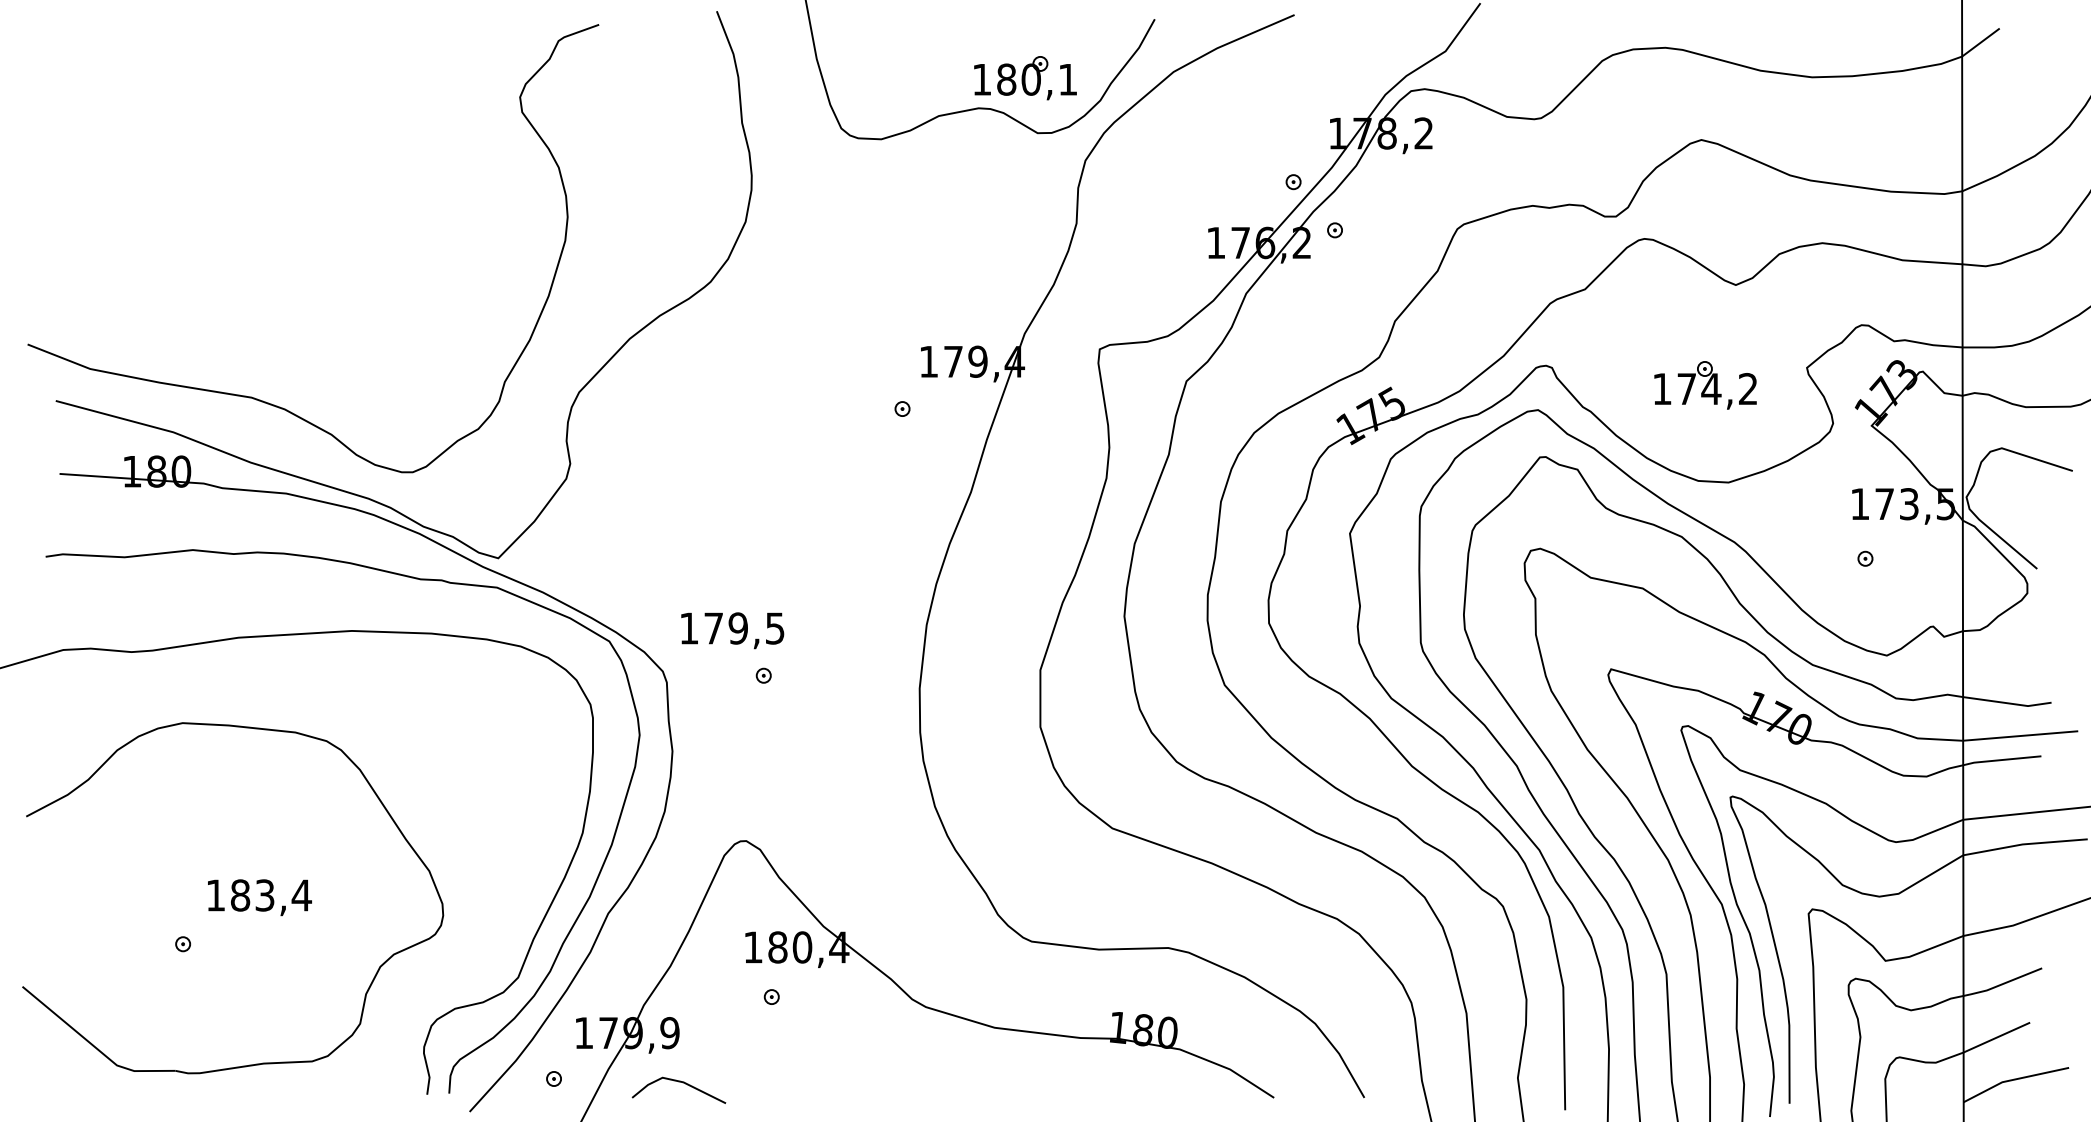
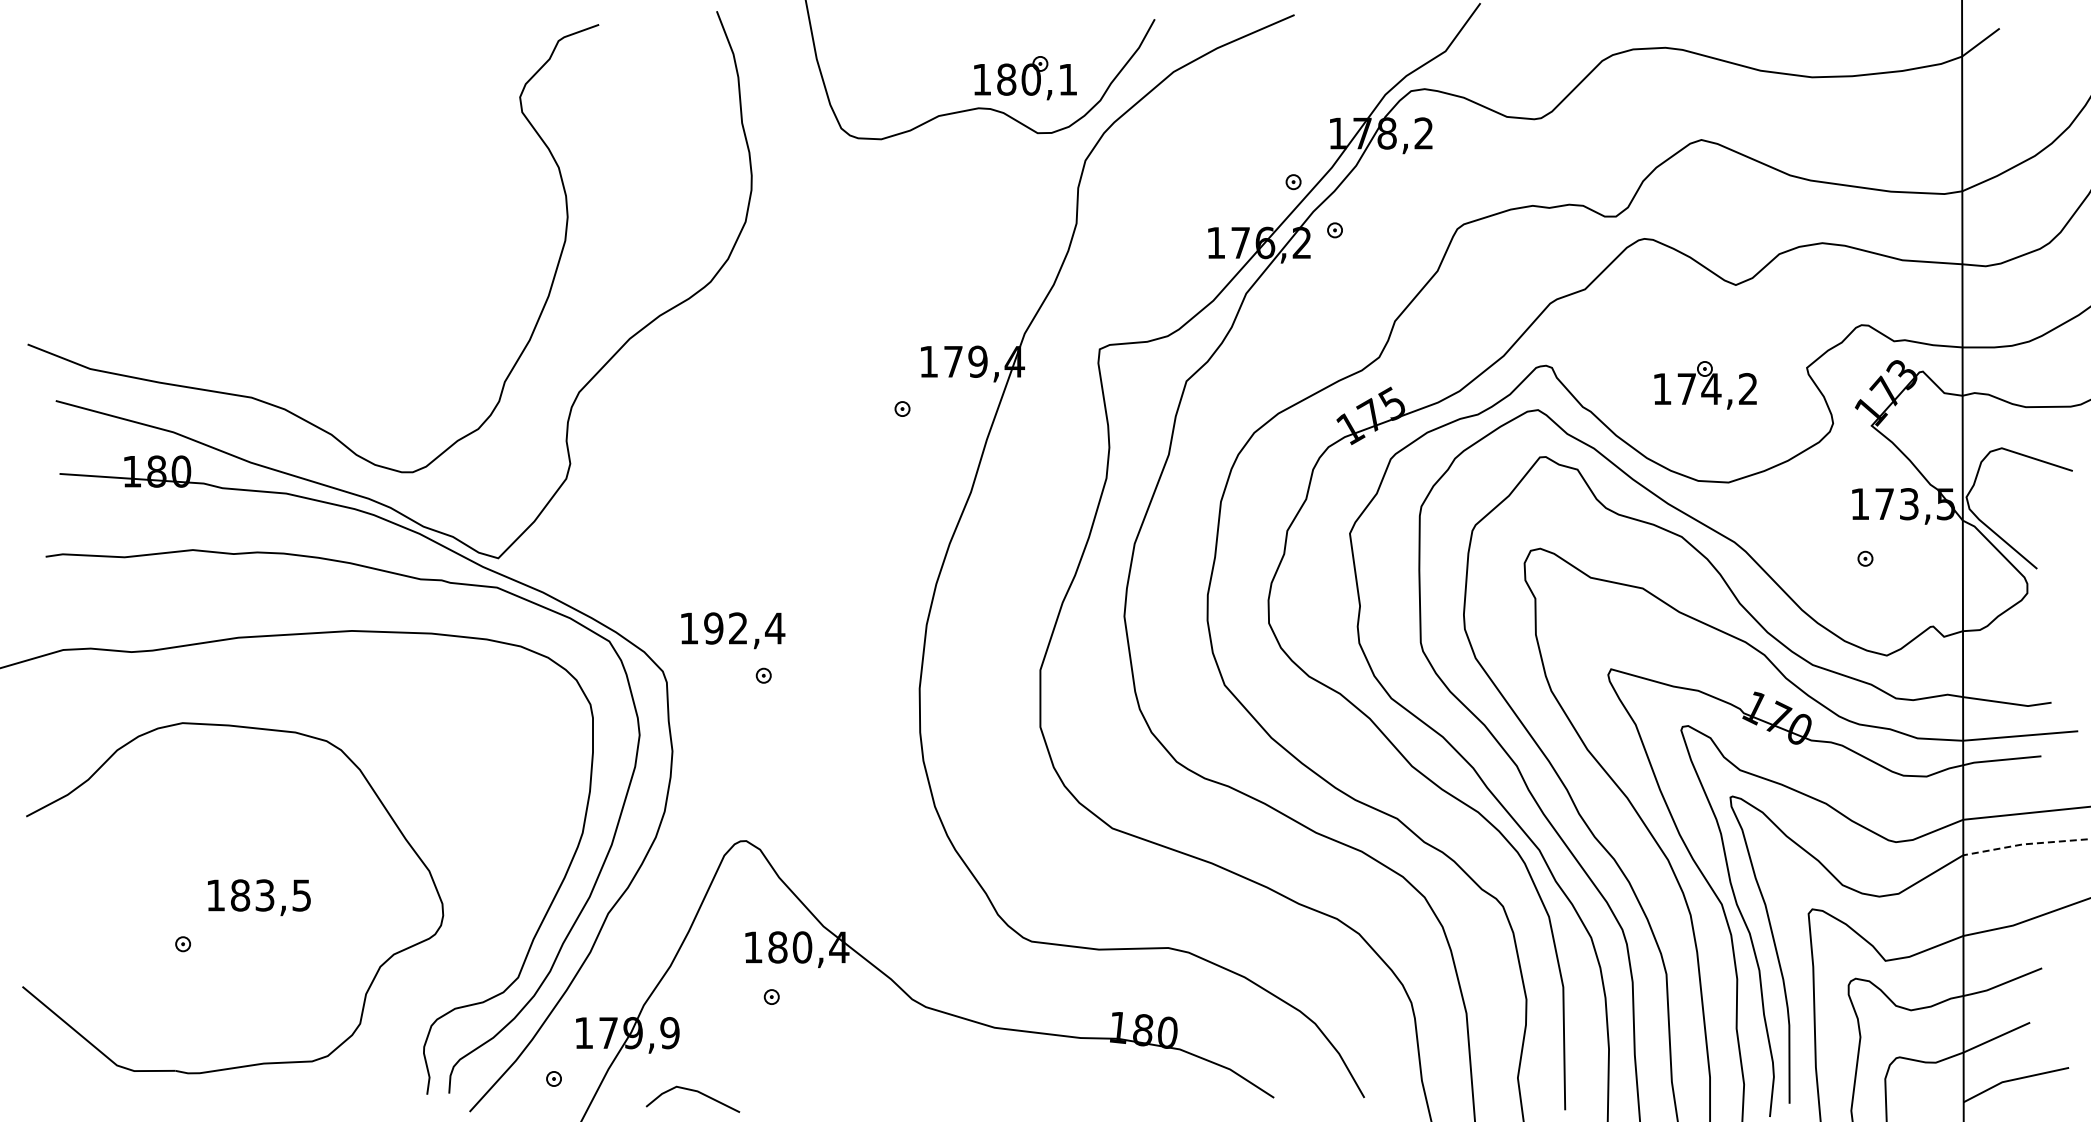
text: 179,5 -> 192,4 (744, 628)
line: solid -> dashed (2024, 844)
text: 183,4 -> 183,5 (301, 895)
line position: (678, 1082) -> (692, 1091) (692, 1091)
